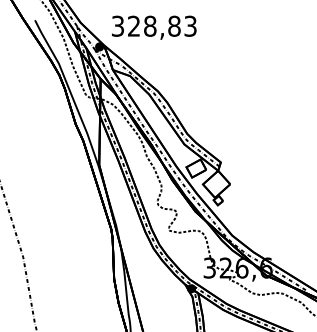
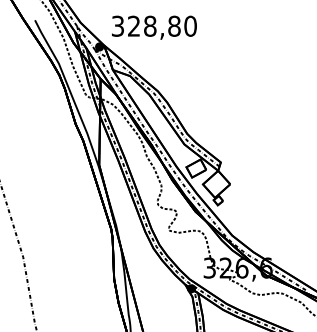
text: 328,83 -> 328,80 (190, 25)
